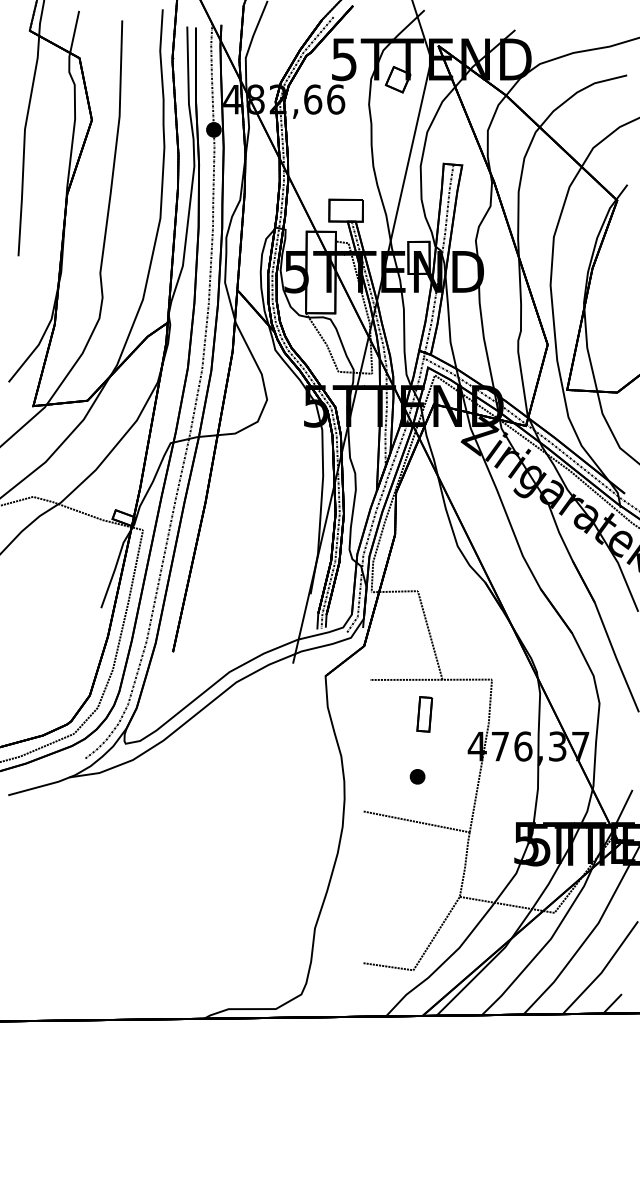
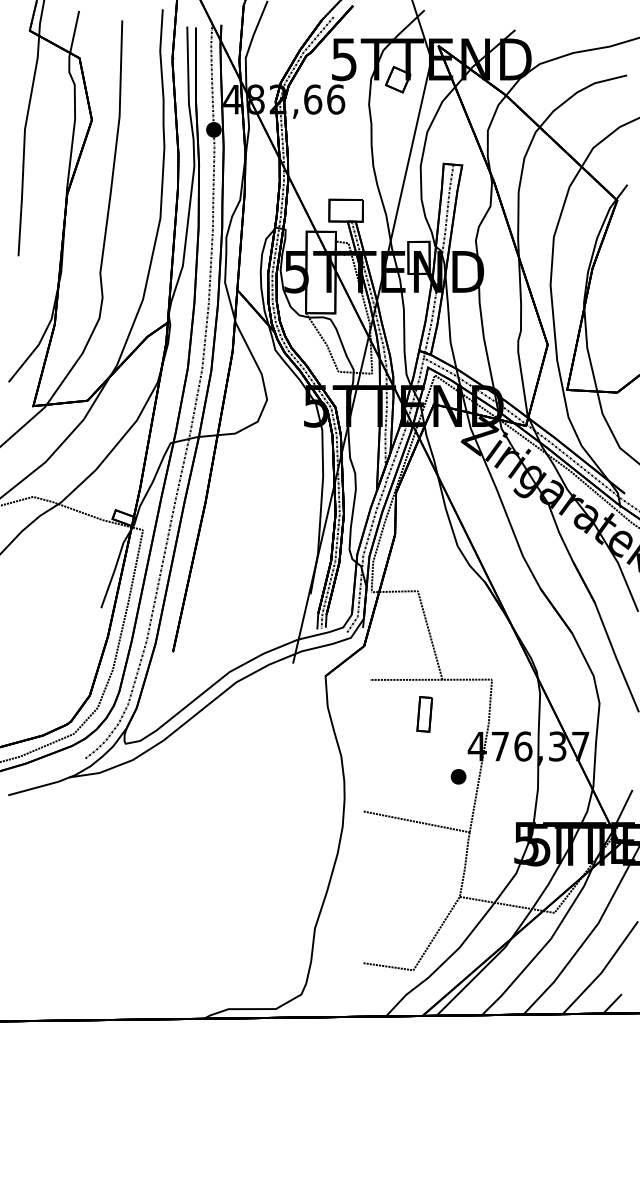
part position: (417, 776) -> (458, 776) (458, 776)
